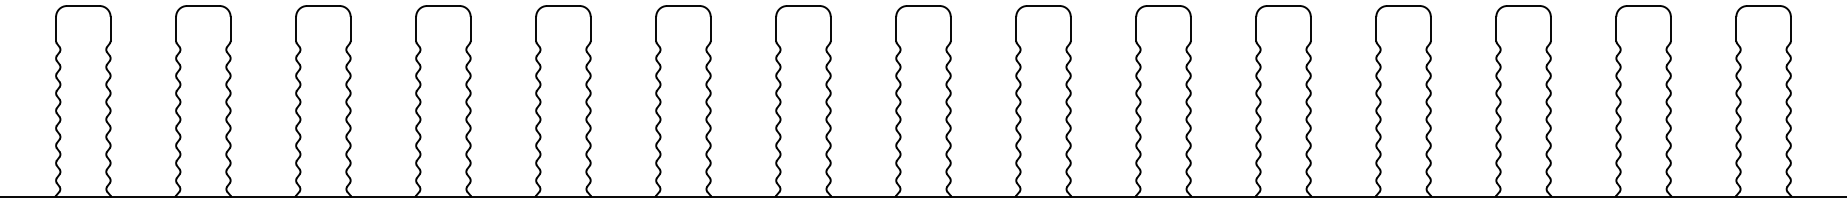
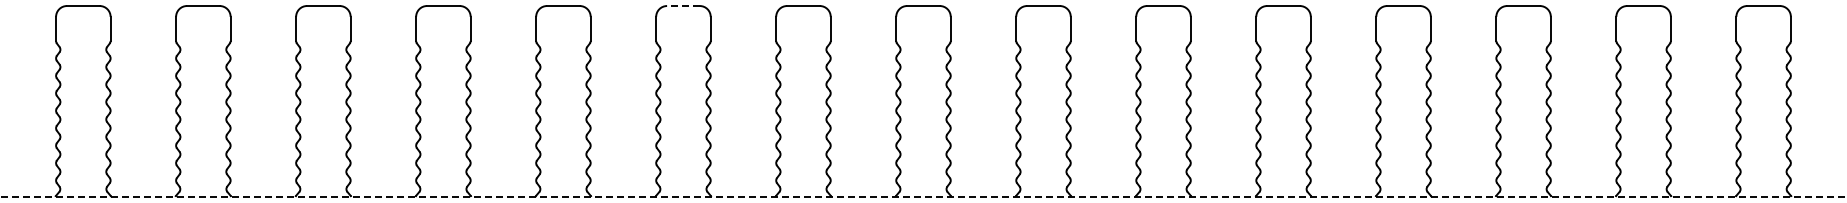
line: solid -> dashed (682, 6)
line: solid -> dashed (923, 196)
